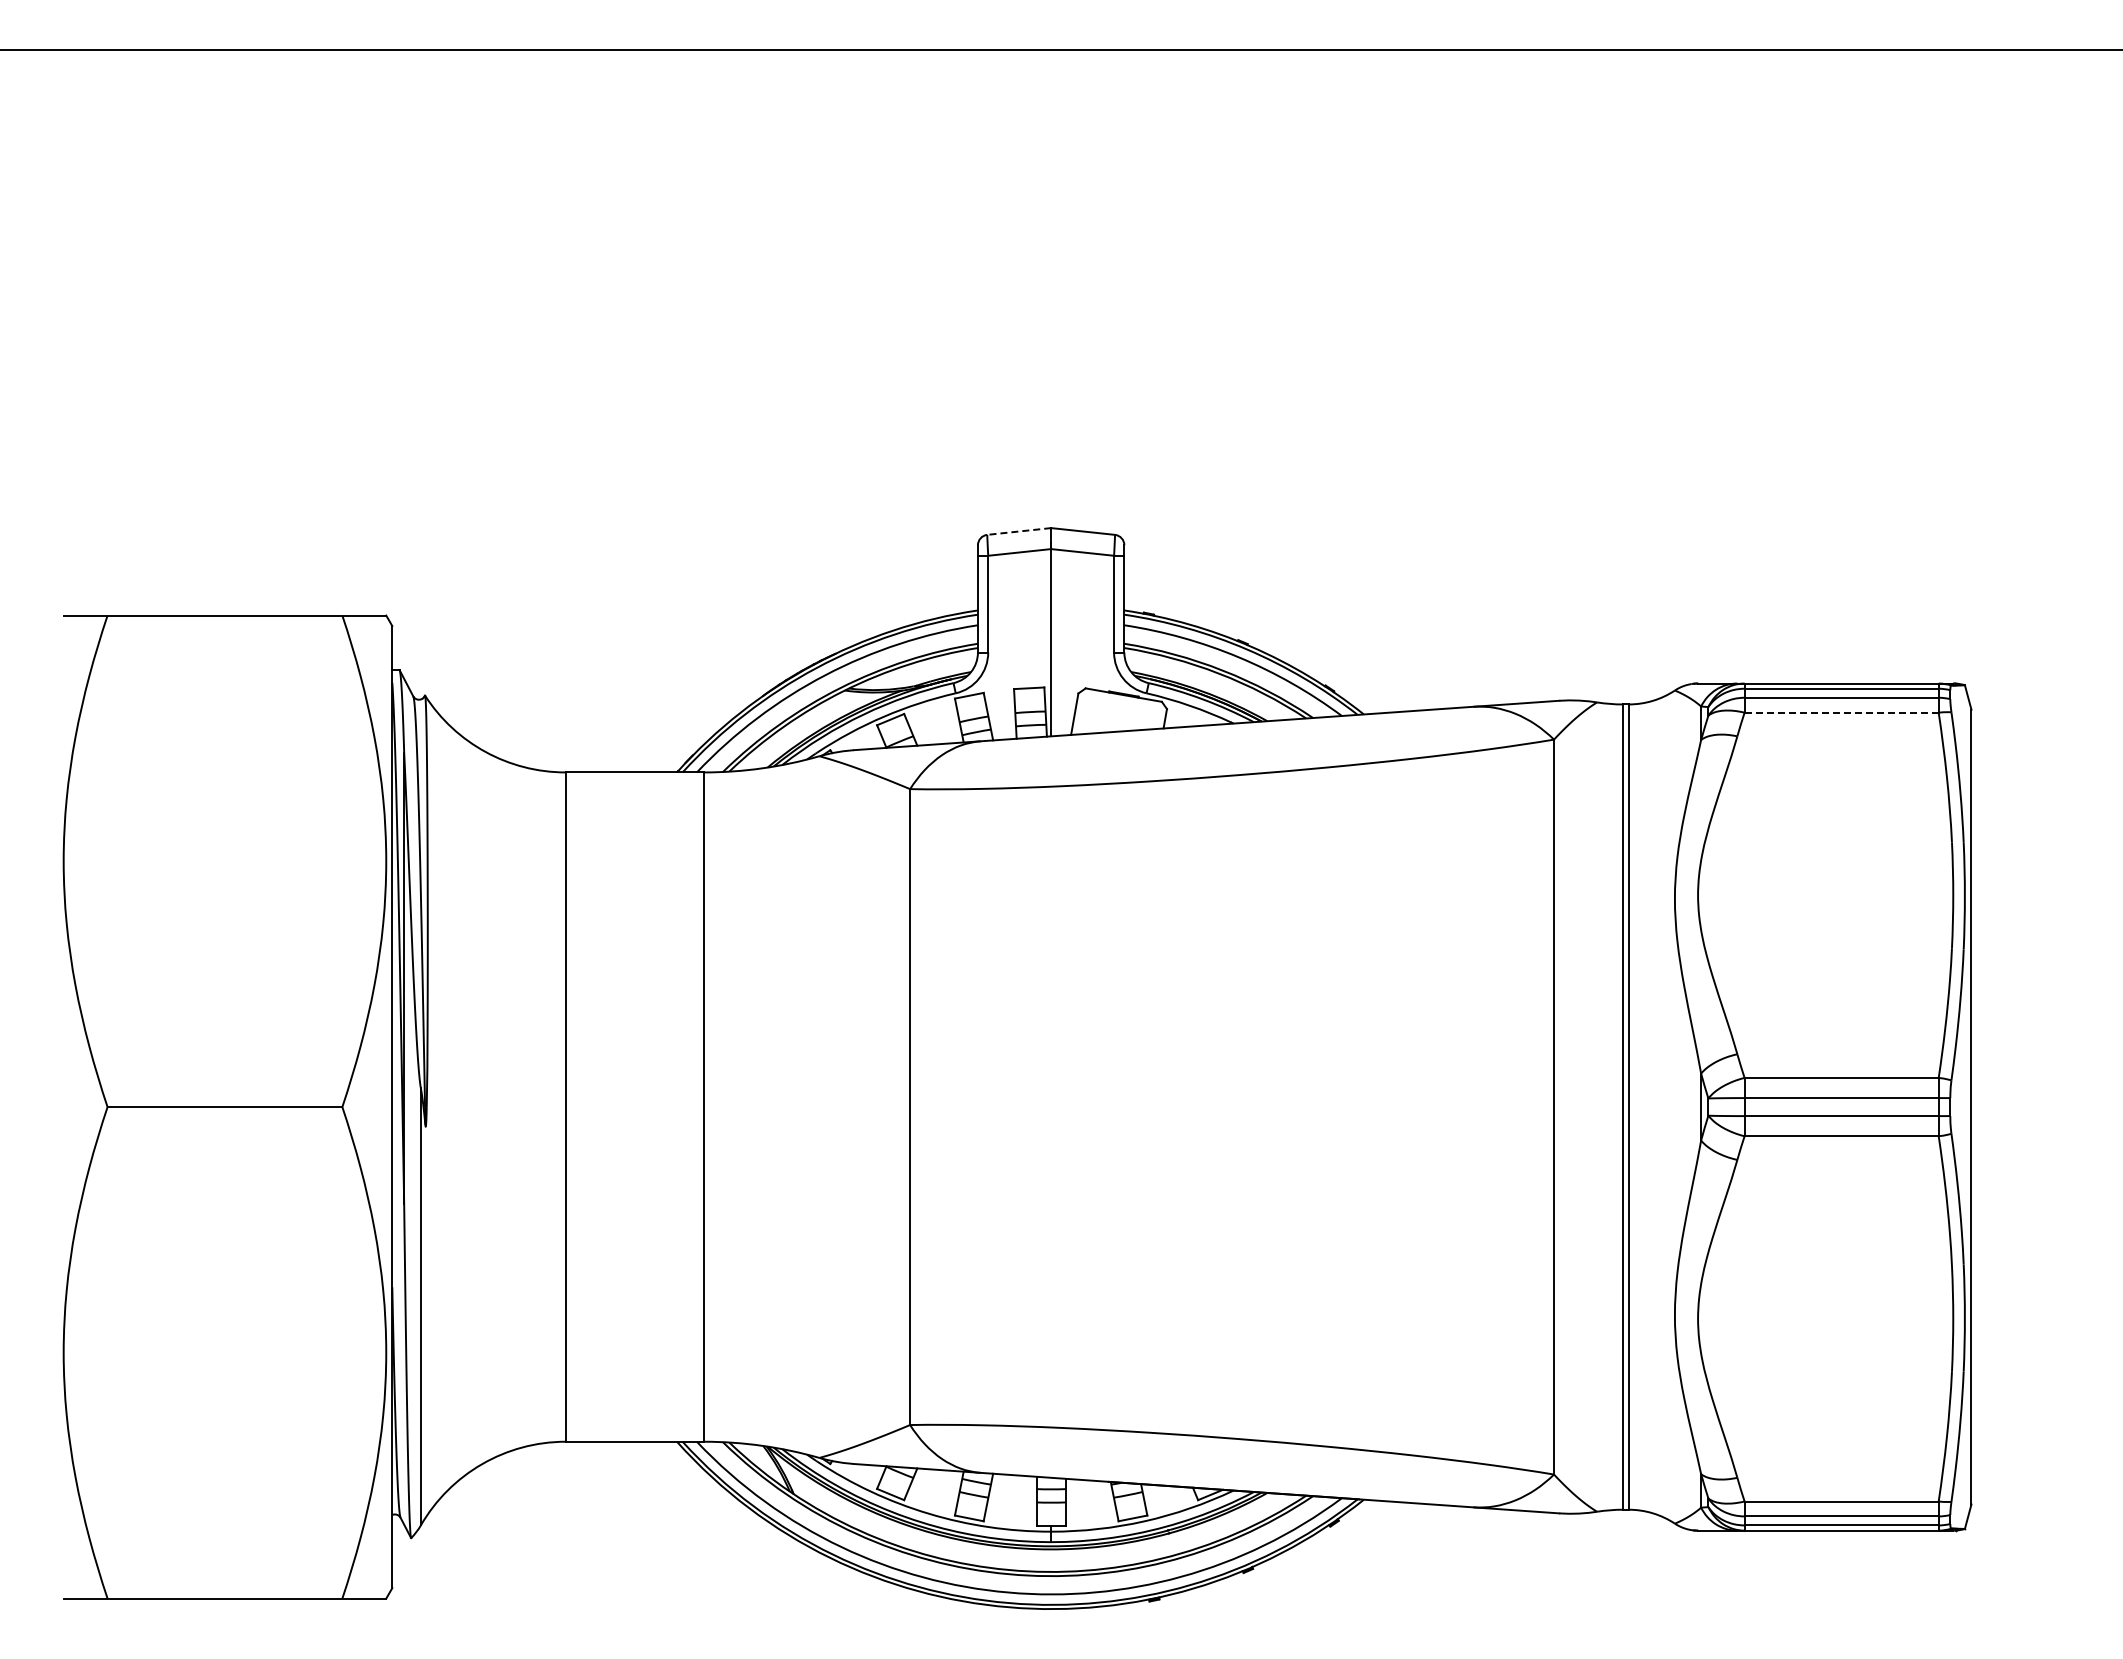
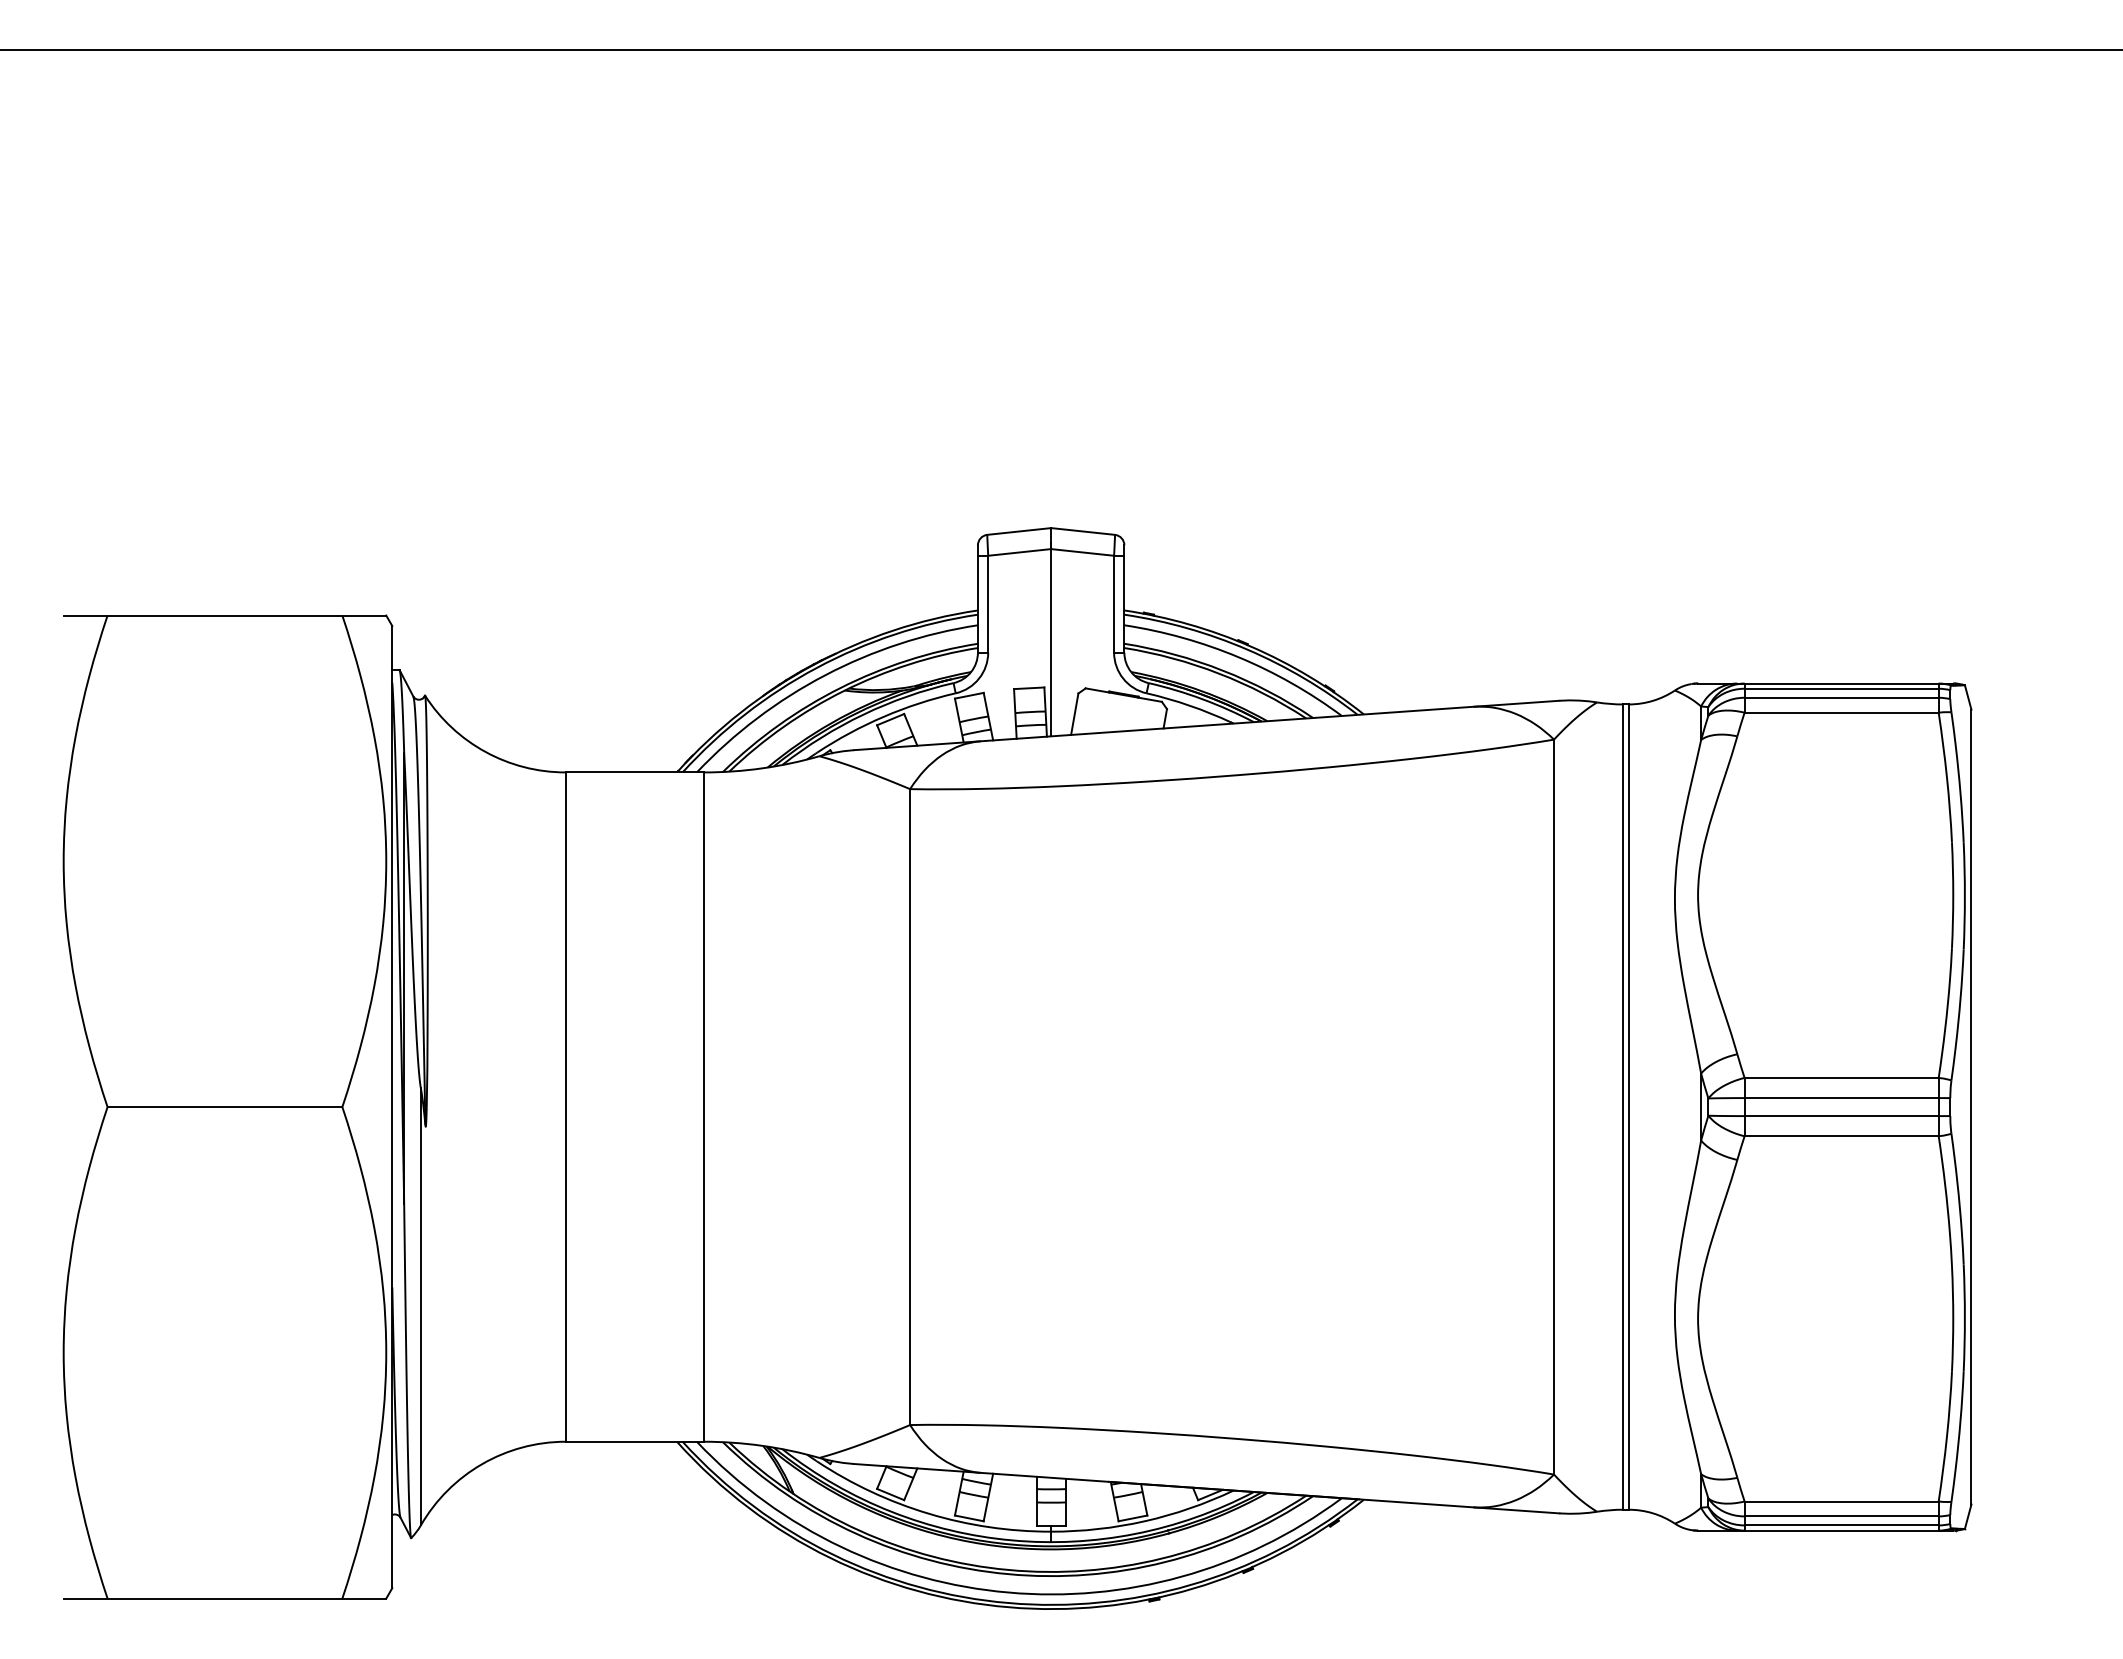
line: dashed -> solid (1018, 531)
line: dashed -> solid (1841, 712)
